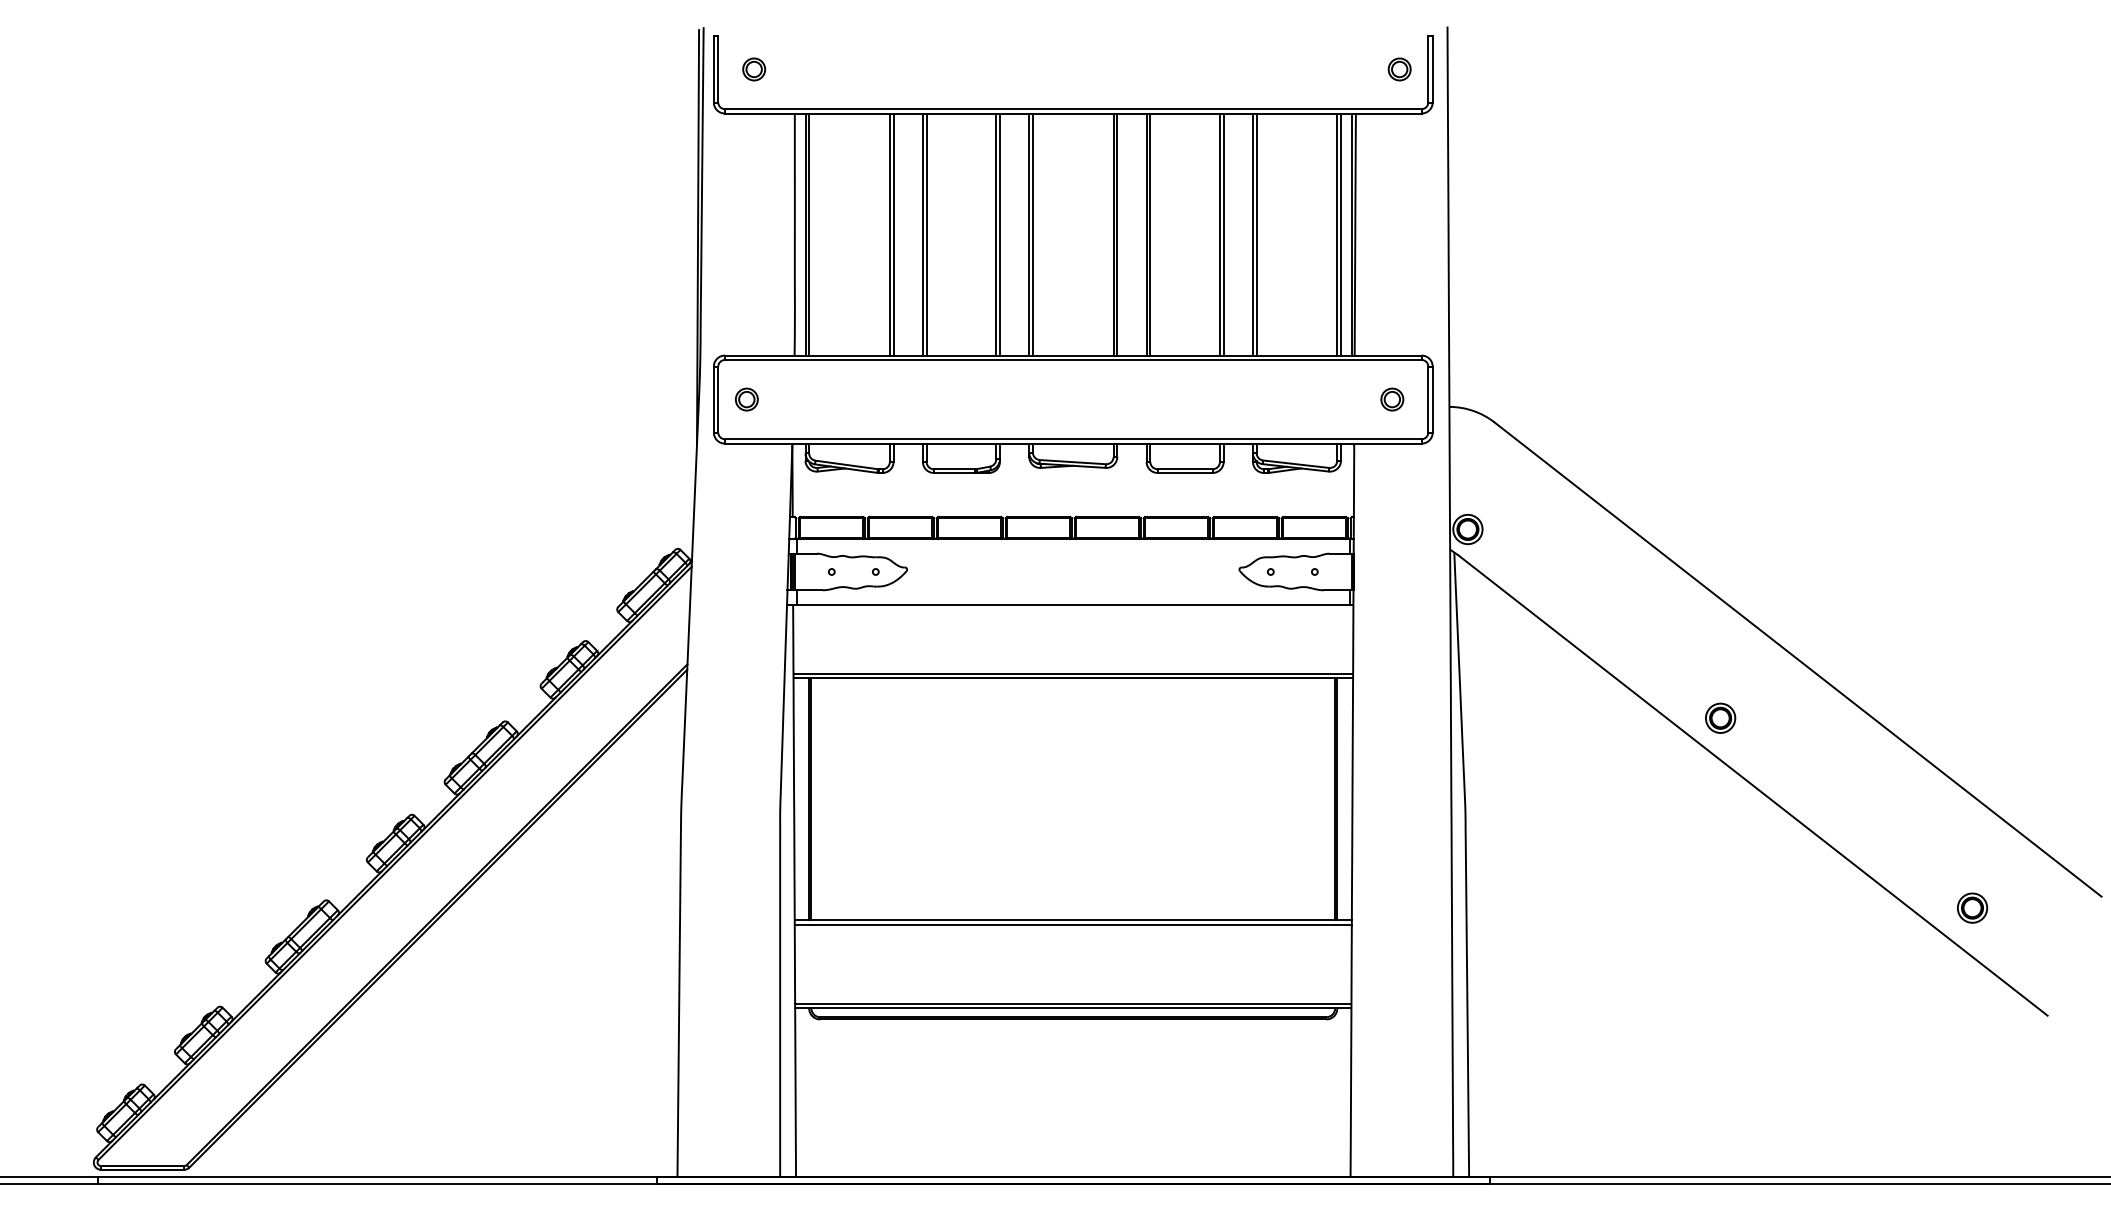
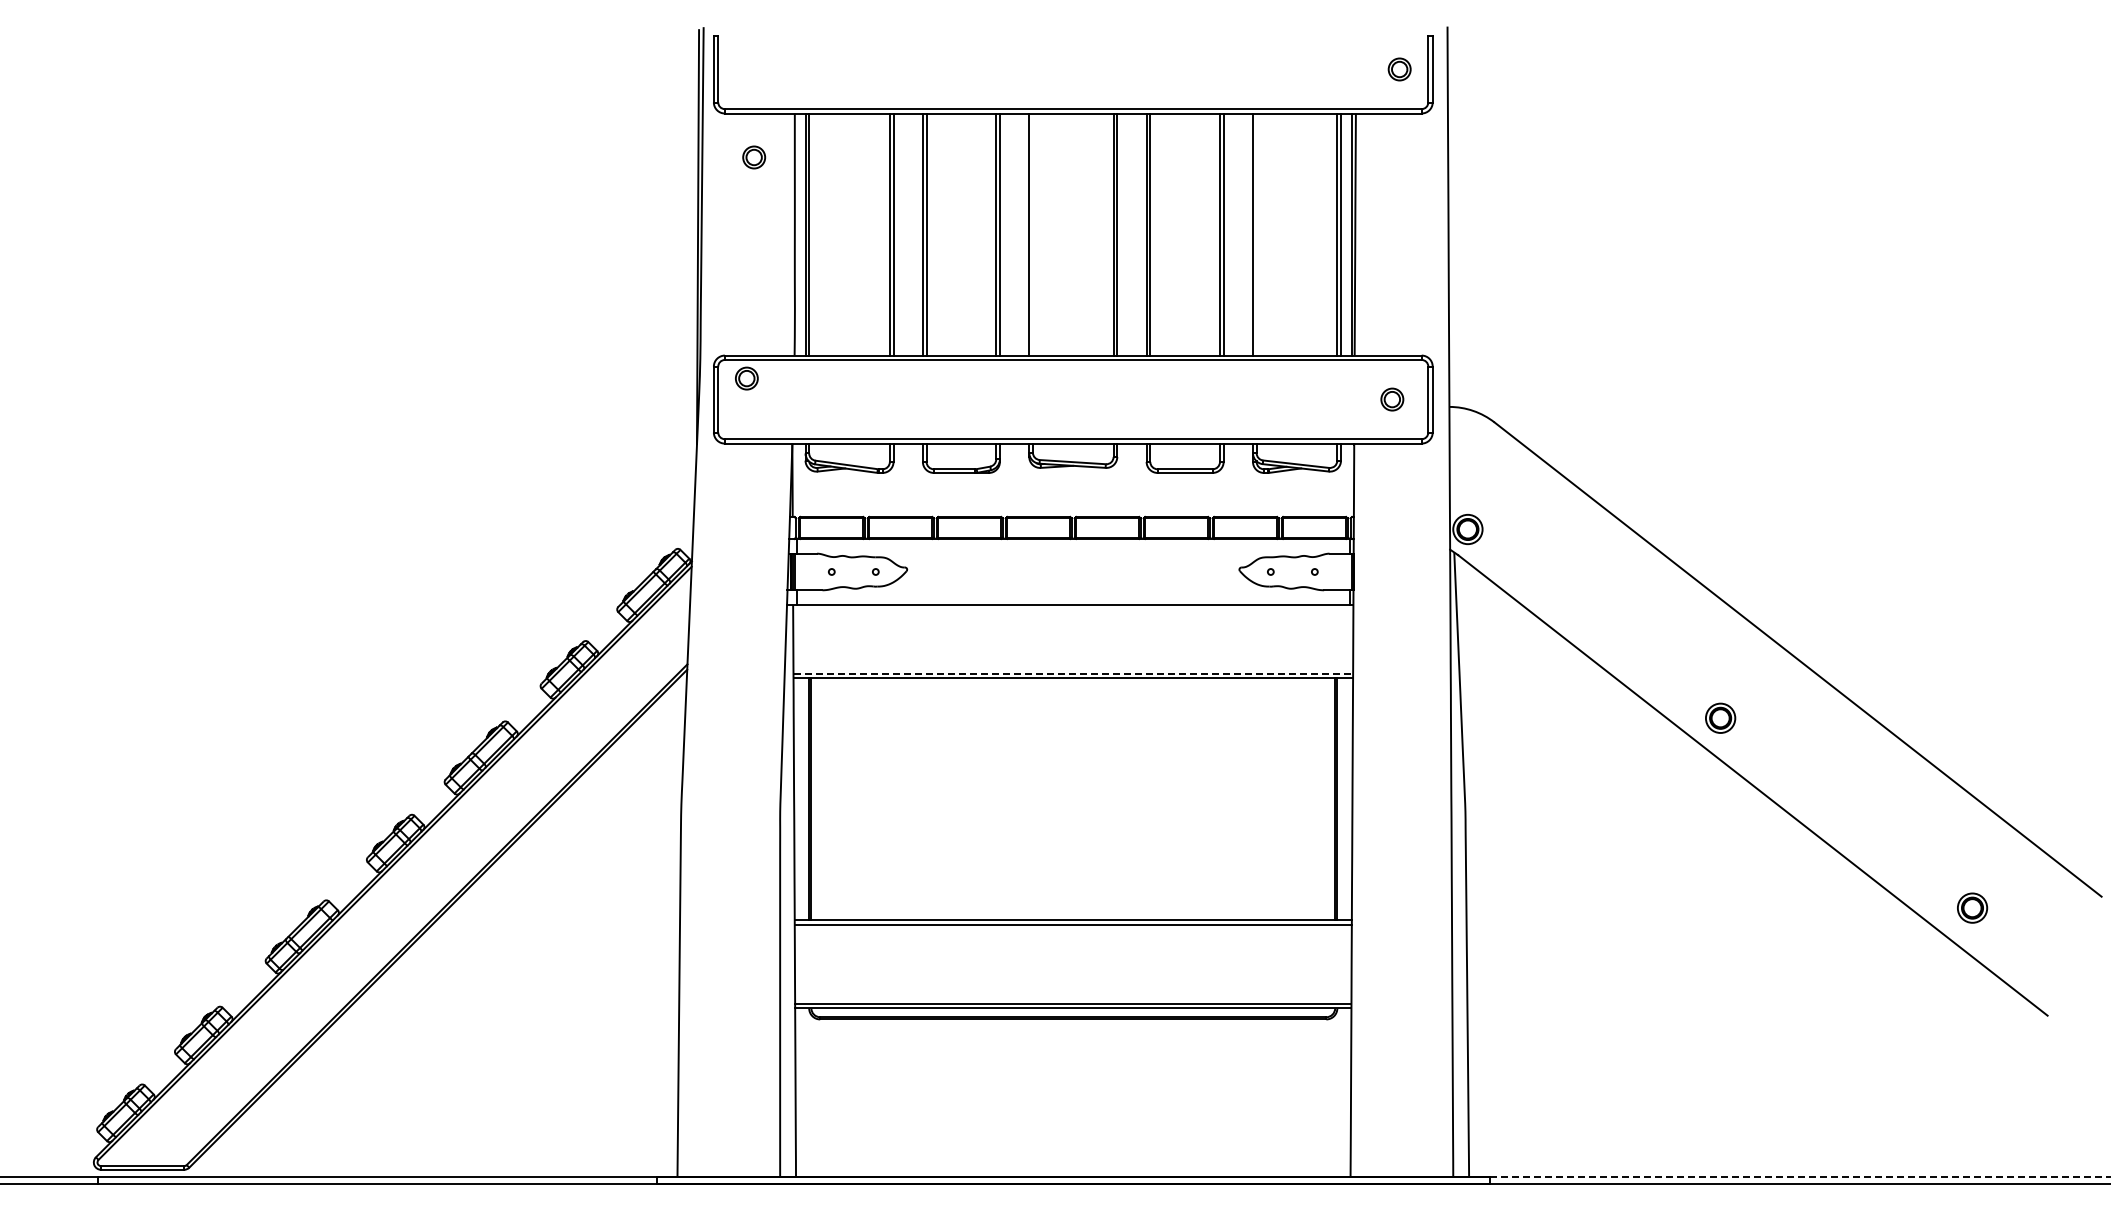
part position: (754, 69) -> (754, 157) (754, 157)
line: present -> none (1032, 234)
line: present -> none (1256, 234)
part position: (746, 399) -> (746, 378) (746, 378)
line: solid -> dashed (1073, 673)
line: solid -> dashed (1800, 1177)
